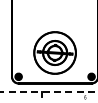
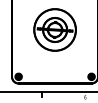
part position: (54, 52) -> (54, 29) (54, 29)
line: dashed -> solid (48, 91)
